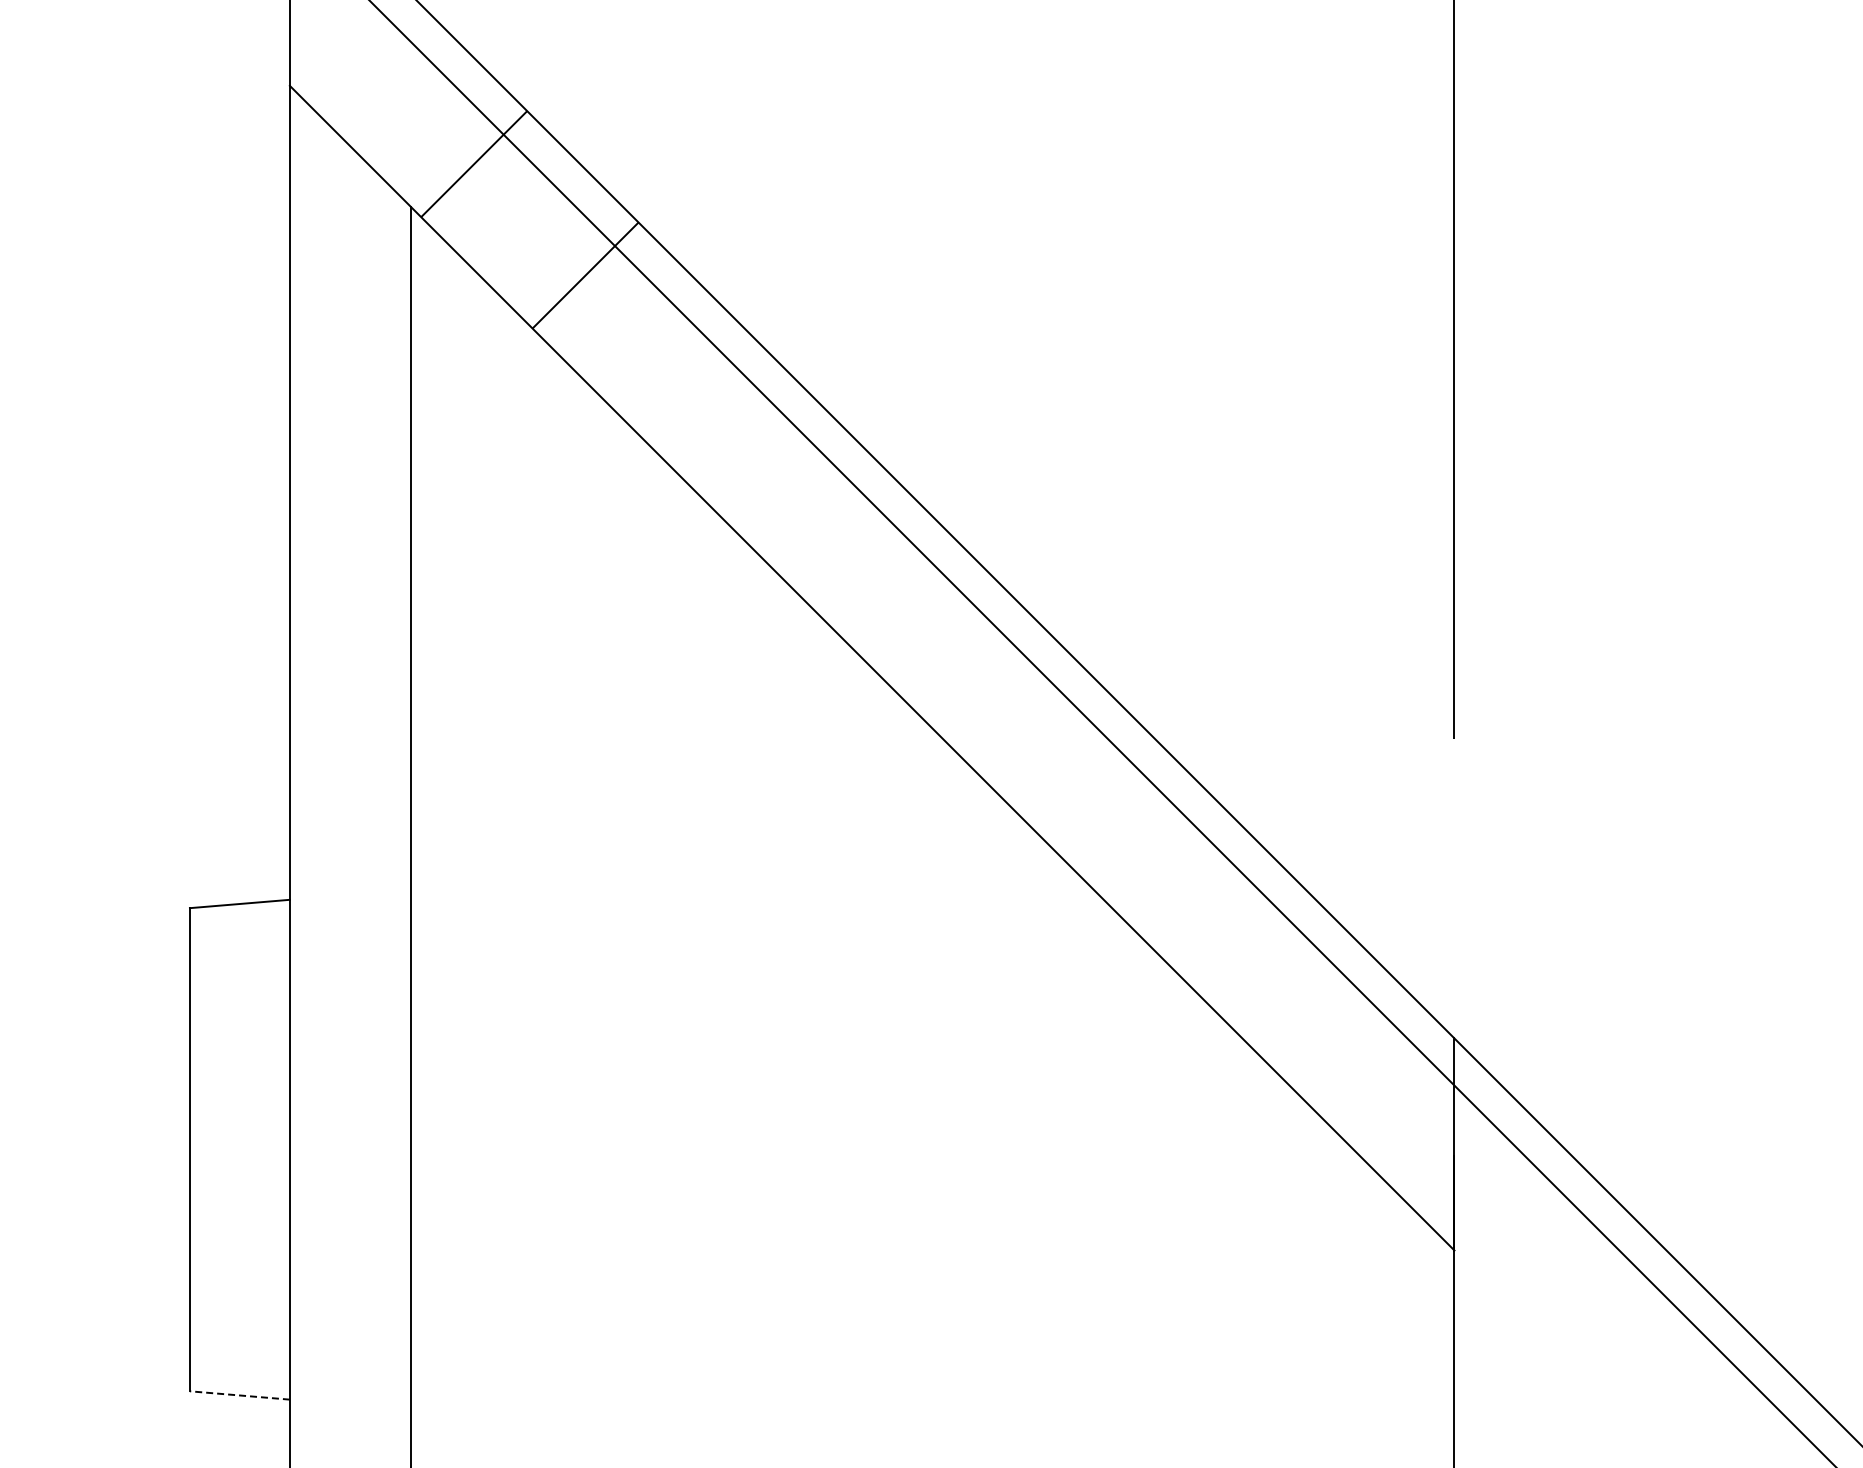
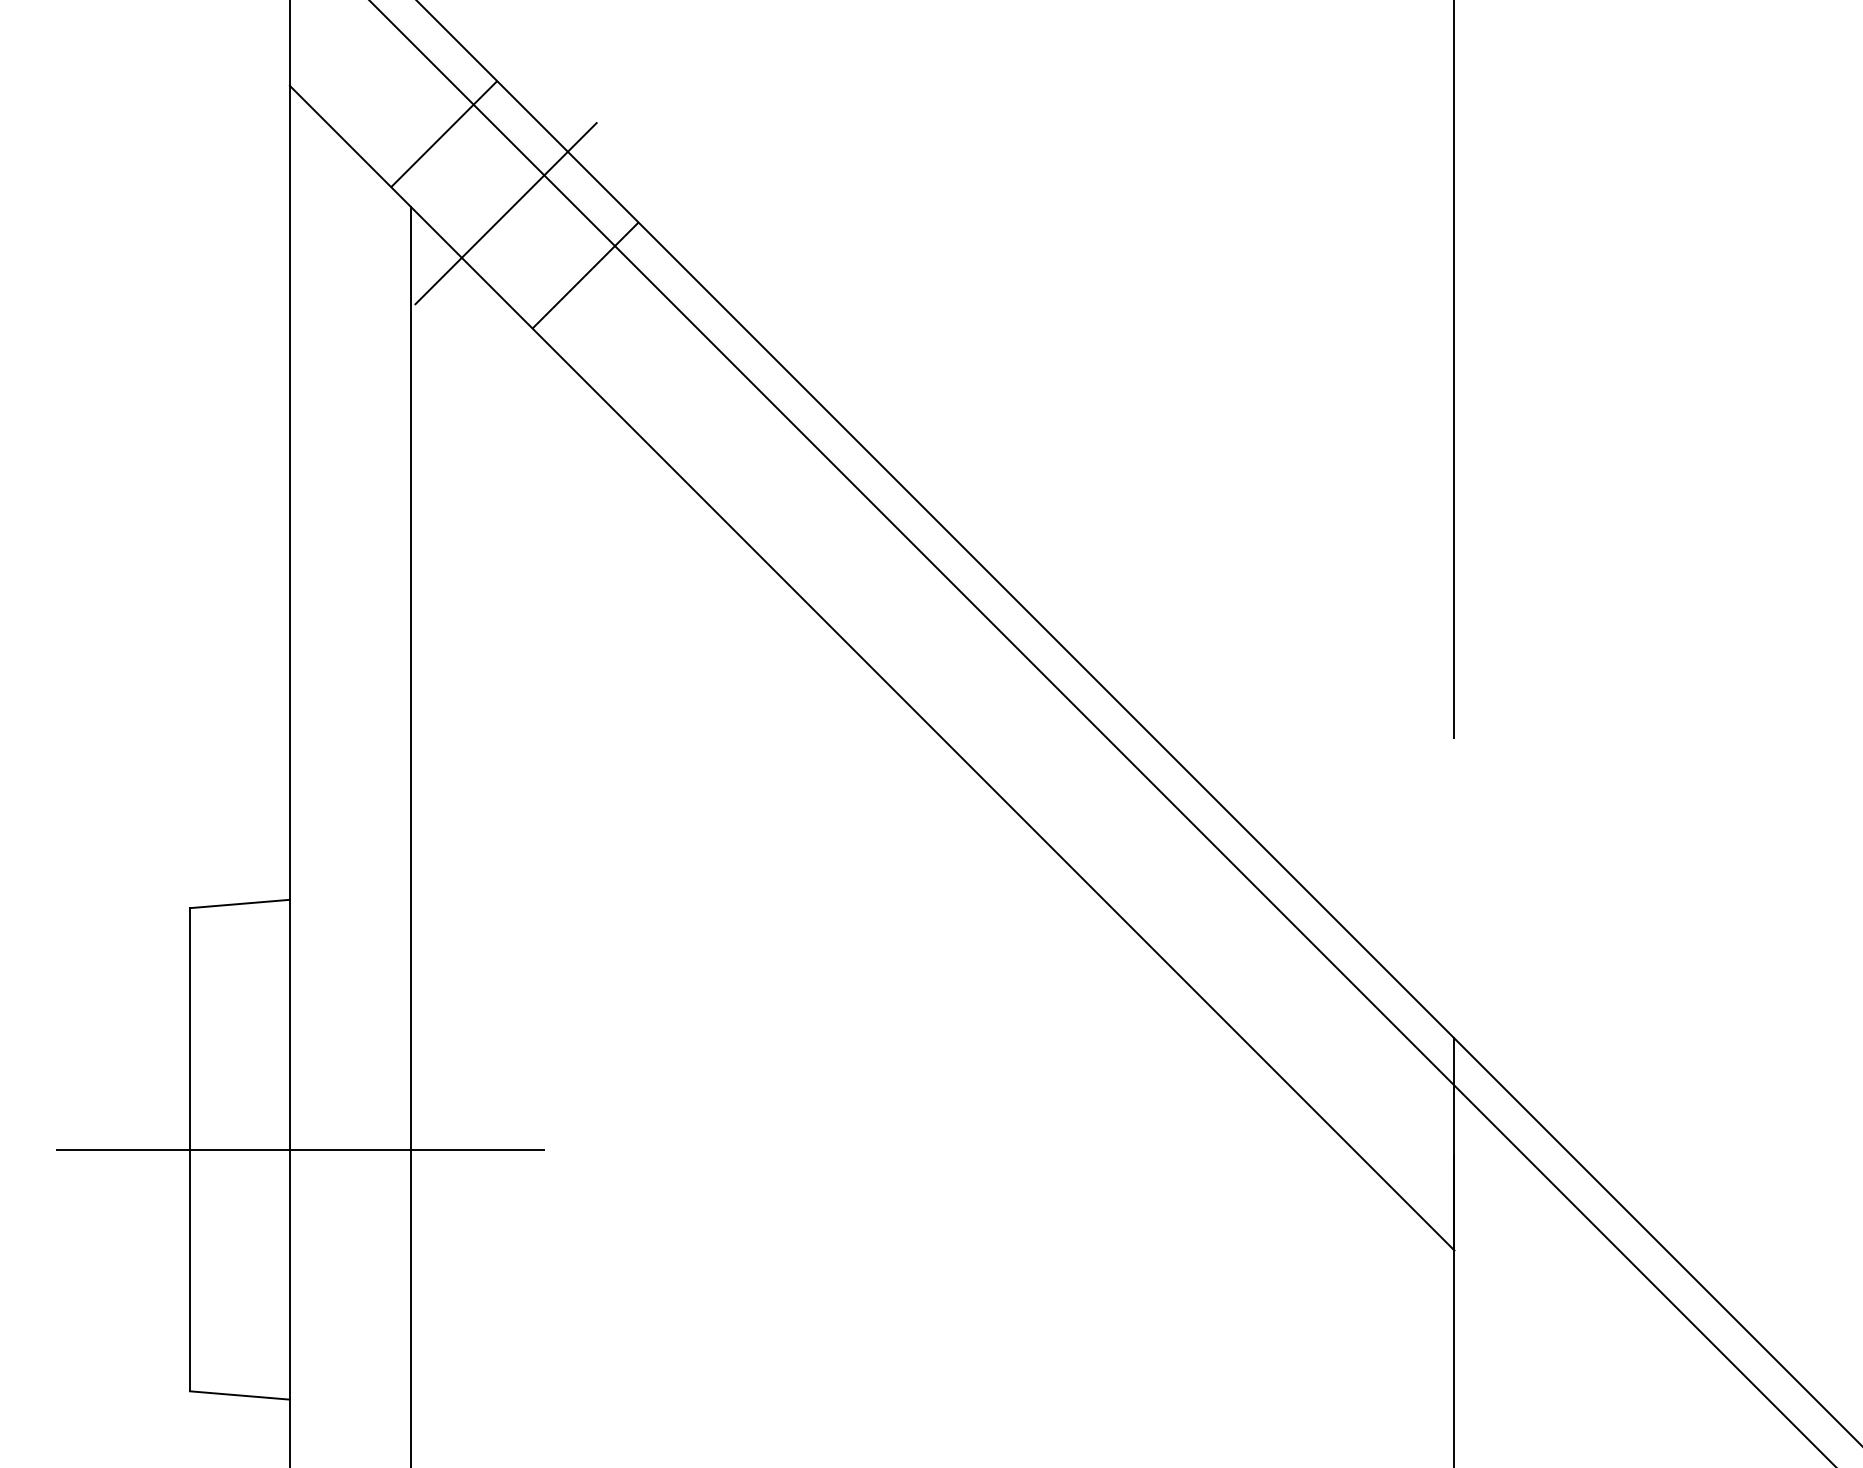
line position: (474, 164) -> (444, 134) (444, 134)
line: none -> present (505, 213)
line: none -> present (300, 1149)
line: dashed -> solid (239, 1395)
